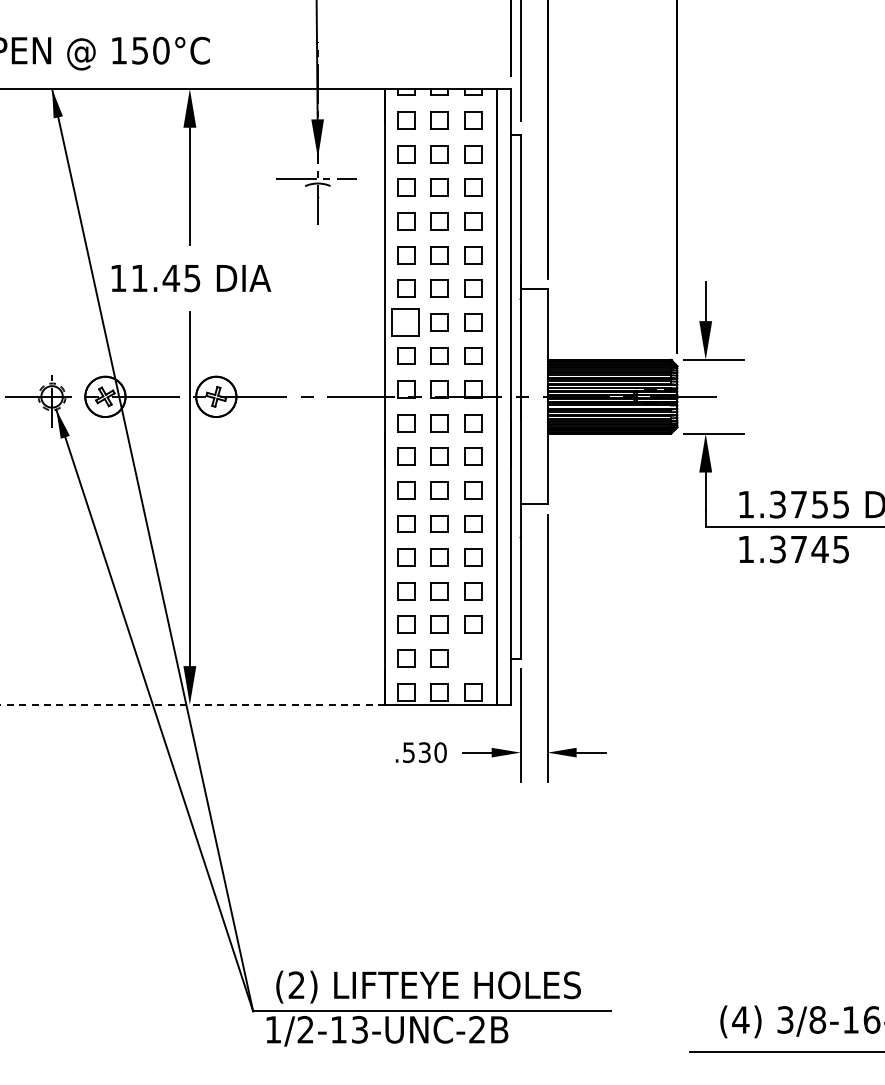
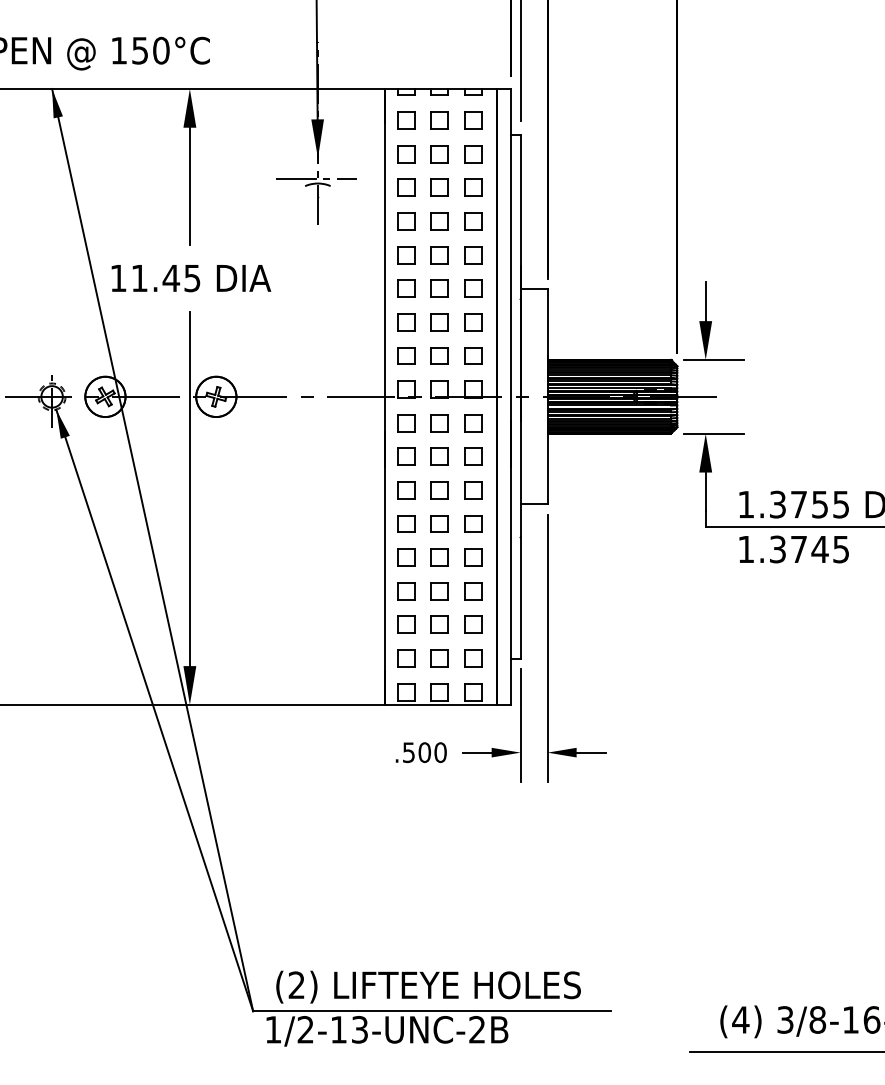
part size: 29x29 px -> 19x19 px (406, 322)
part: none -> present (473, 658)
line: dashed -> solid (192, 704)
text: .530 -> .500 (424, 752)
